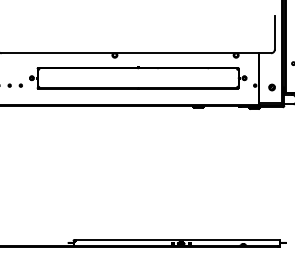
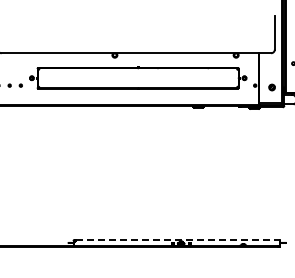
line: solid -> dashed (178, 239)
